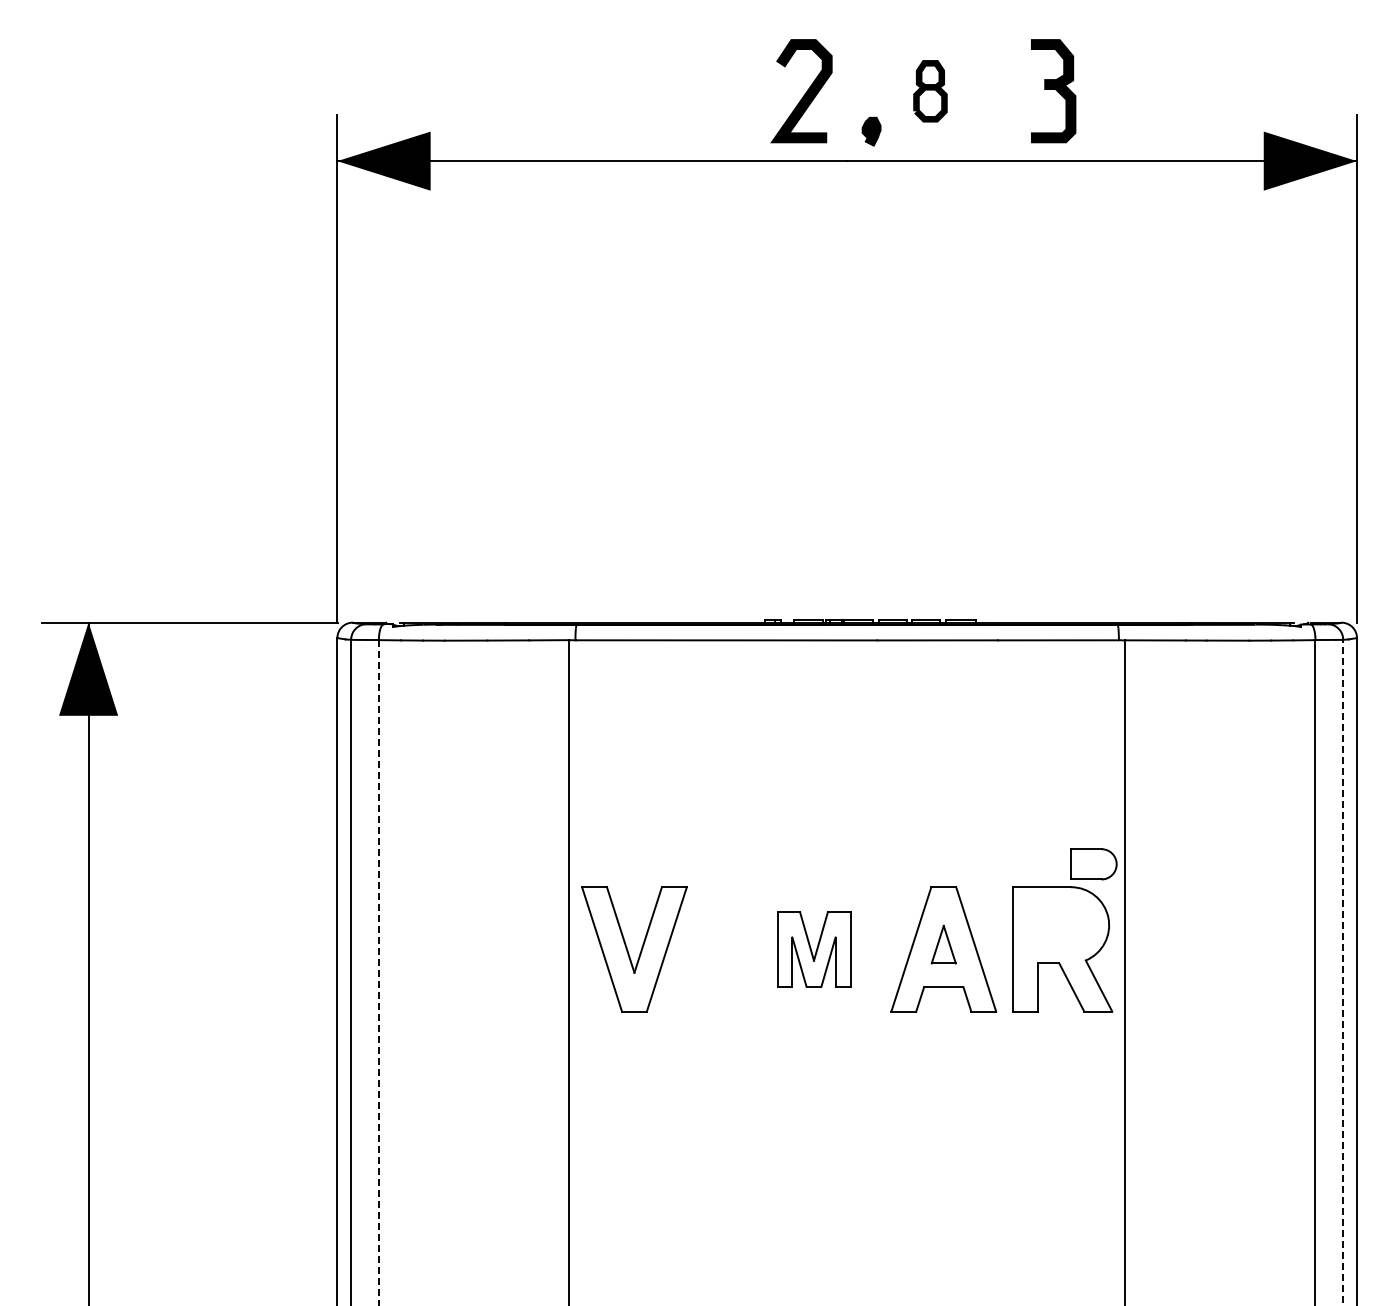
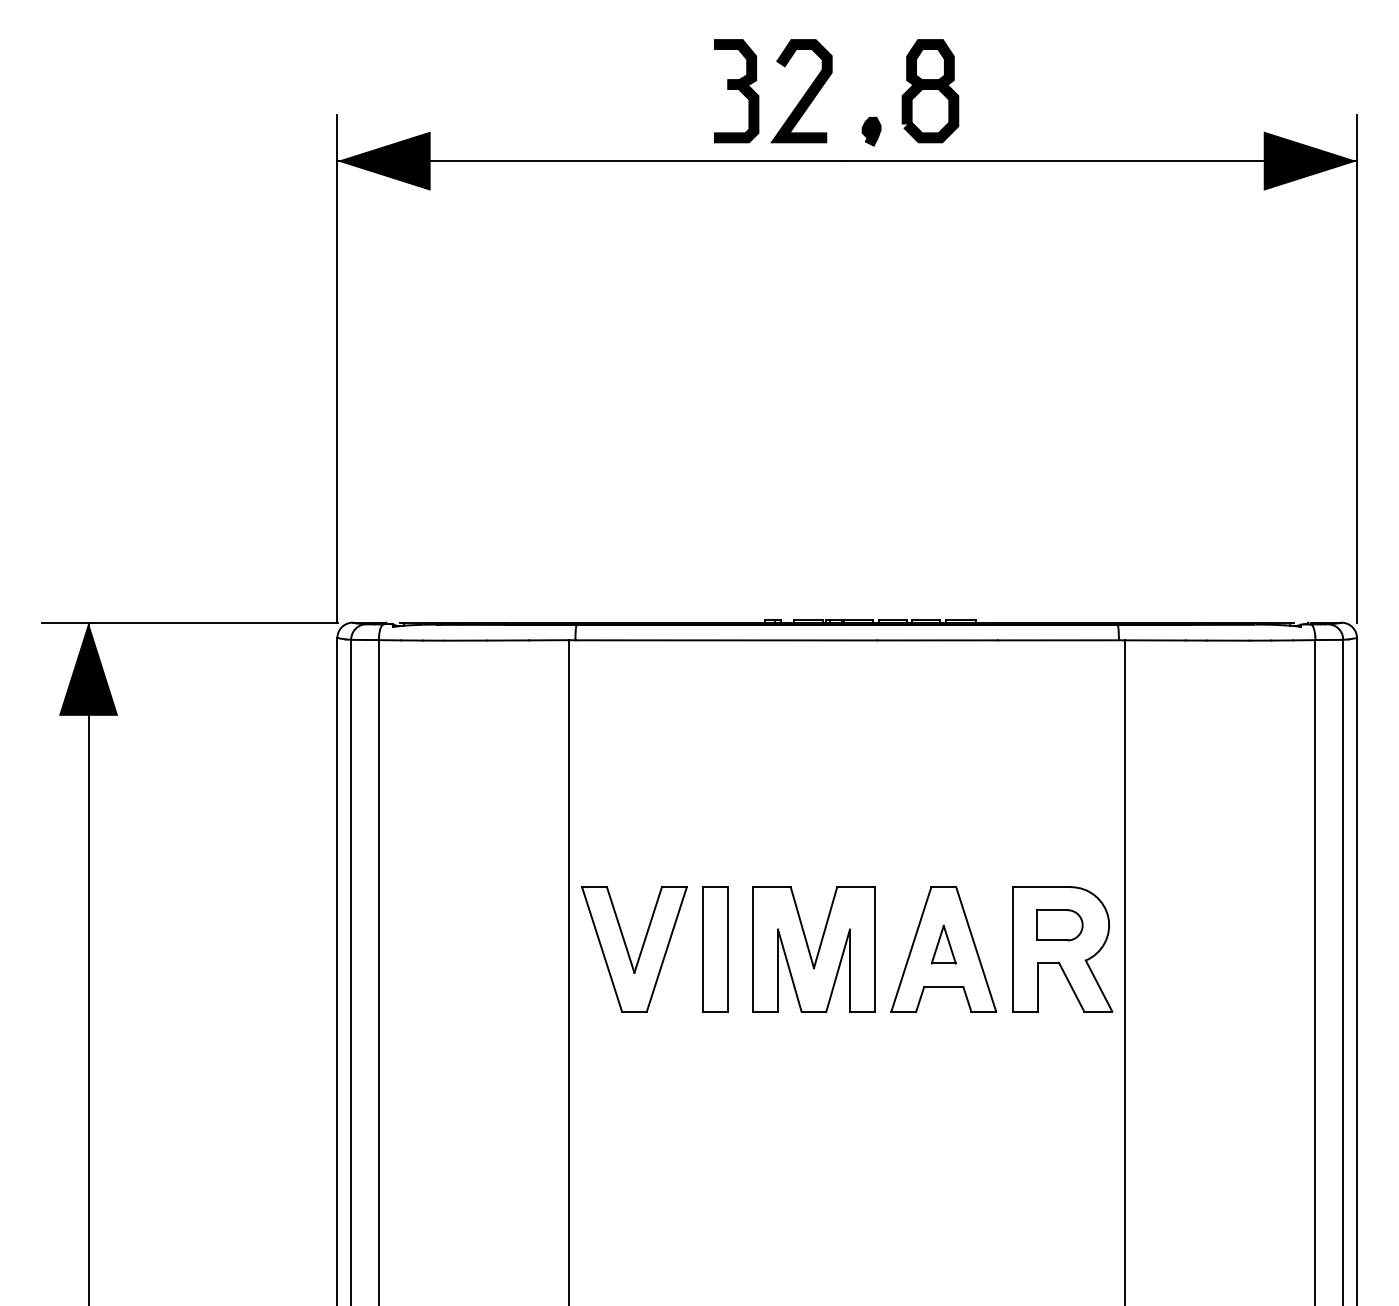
part size: 35x63 px -> 59x105 px (930, 91)
part position: (1053, 91) -> (736, 91) (736, 91)
part position: (1093, 864) -> (1059, 925) (1059, 925)
part: none -> present (715, 949)
part size: 75x77 px -> 124x127 px (813, 949)
line: dashed -> solid (378, 972)
line: dashed -> solid (1343, 972)
